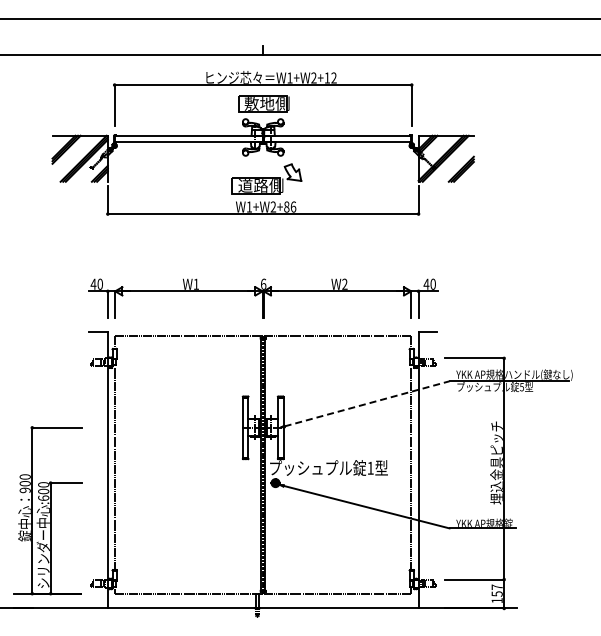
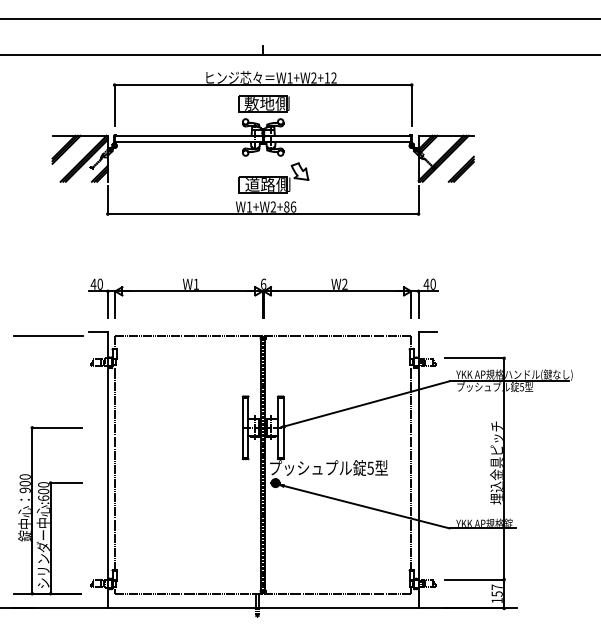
part position: (266, 178) -> (273, 177) (273, 177)
line: none -> present (47, 335)
line: dashed -> solid (367, 403)
text: 1 -> 5 (370, 467)
